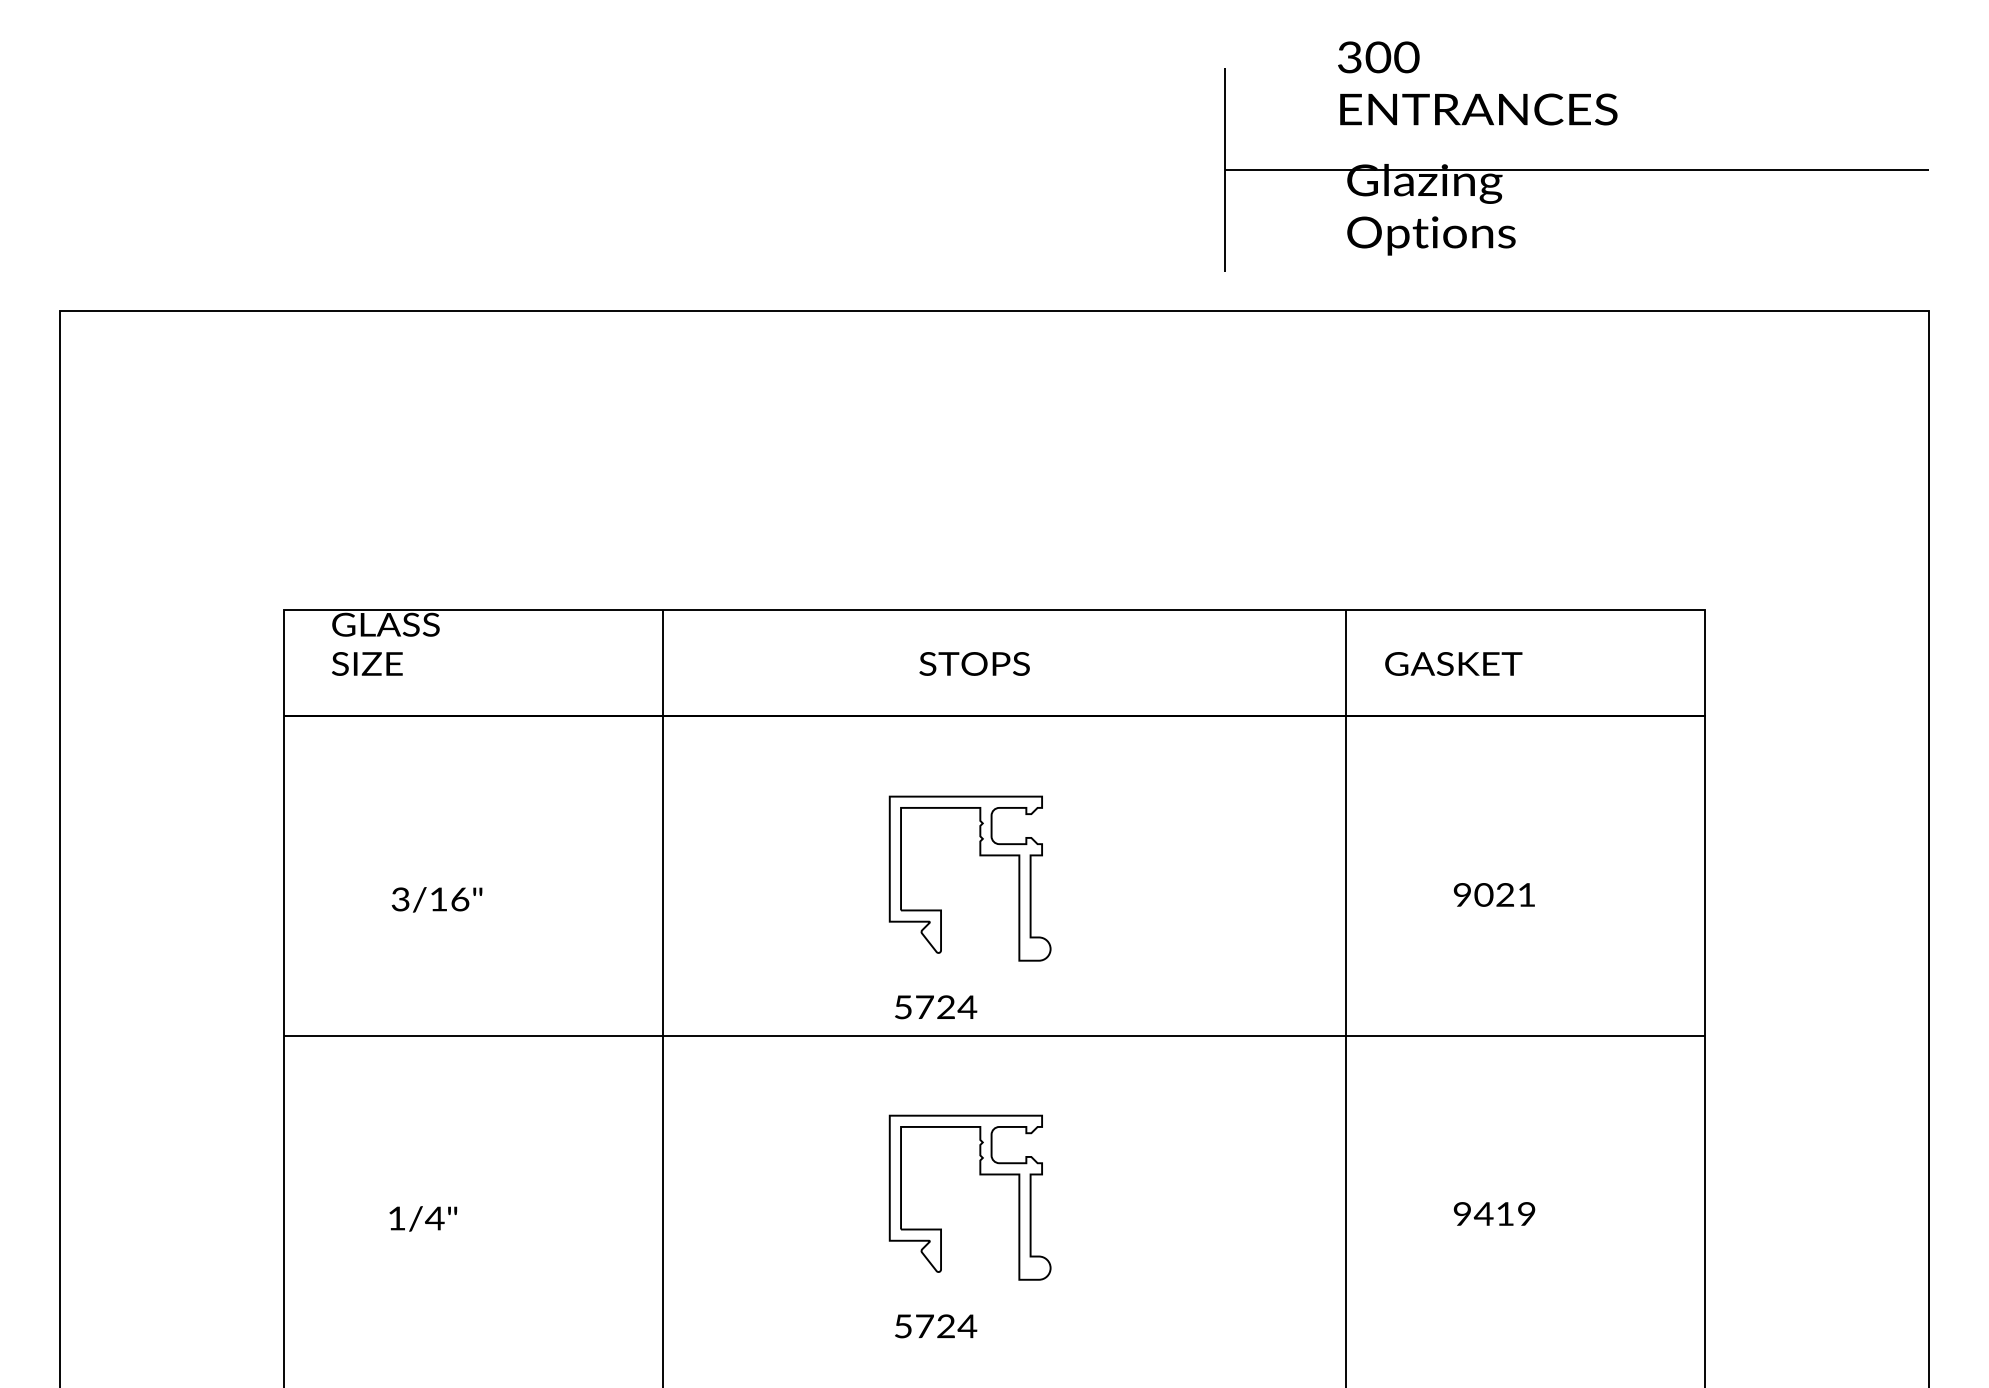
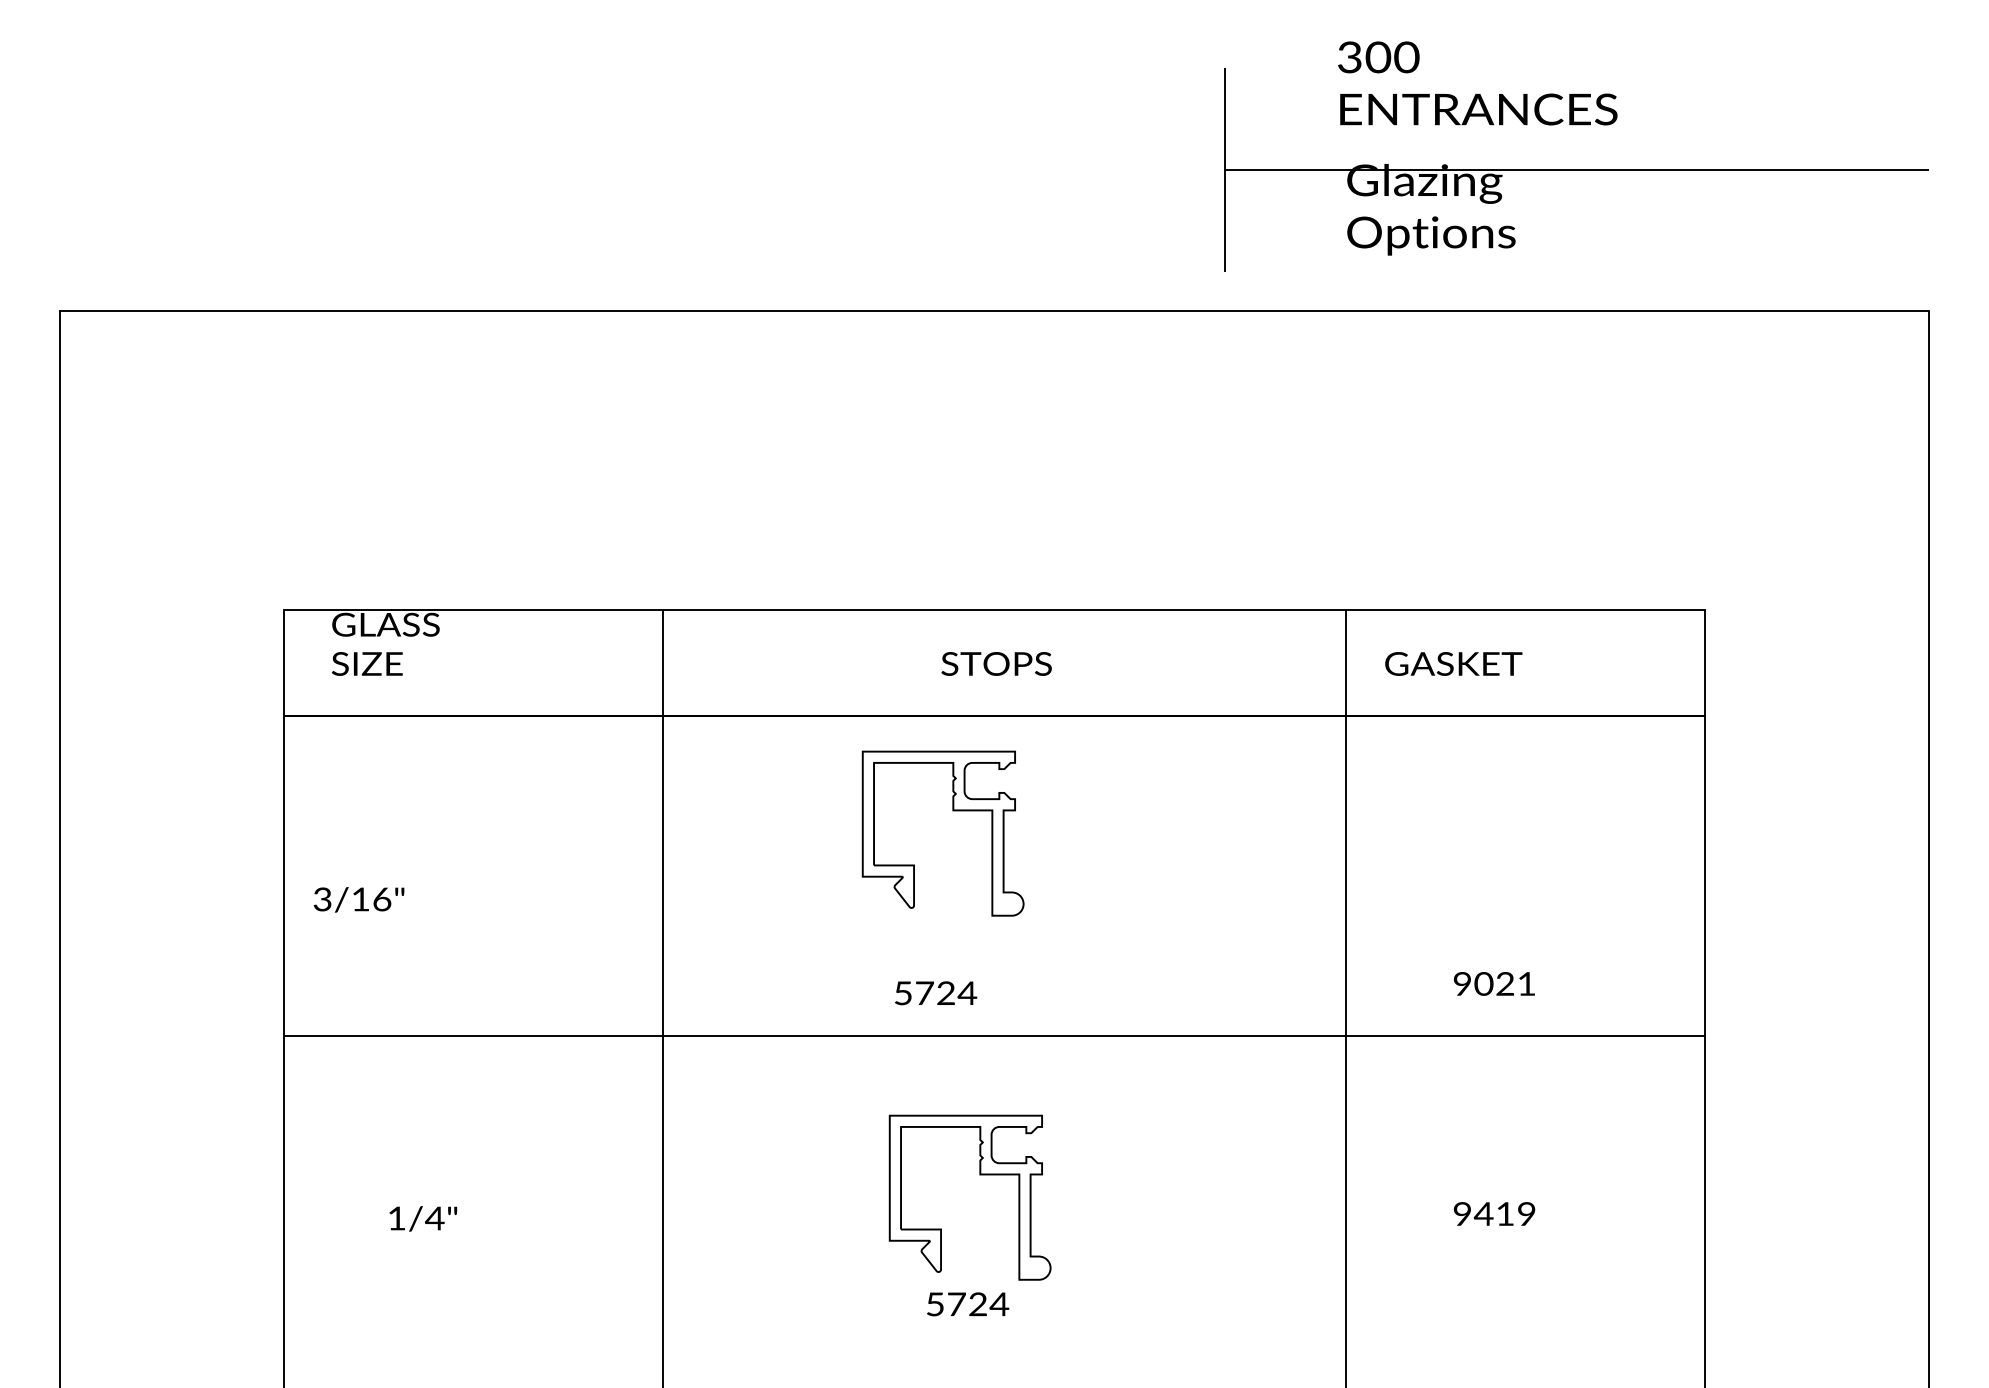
text position: (974, 663) -> (996, 663) (996, 663)
part position: (979, 856) -> (952, 811) (952, 811)
text position: (1493, 894) -> (1493, 983) (1493, 983)
text position: (436, 899) -> (358, 899) (358, 899)
text position: (936, 1007) -> (936, 993) (936, 993)
text position: (936, 1326) -> (968, 1304) (968, 1304)
